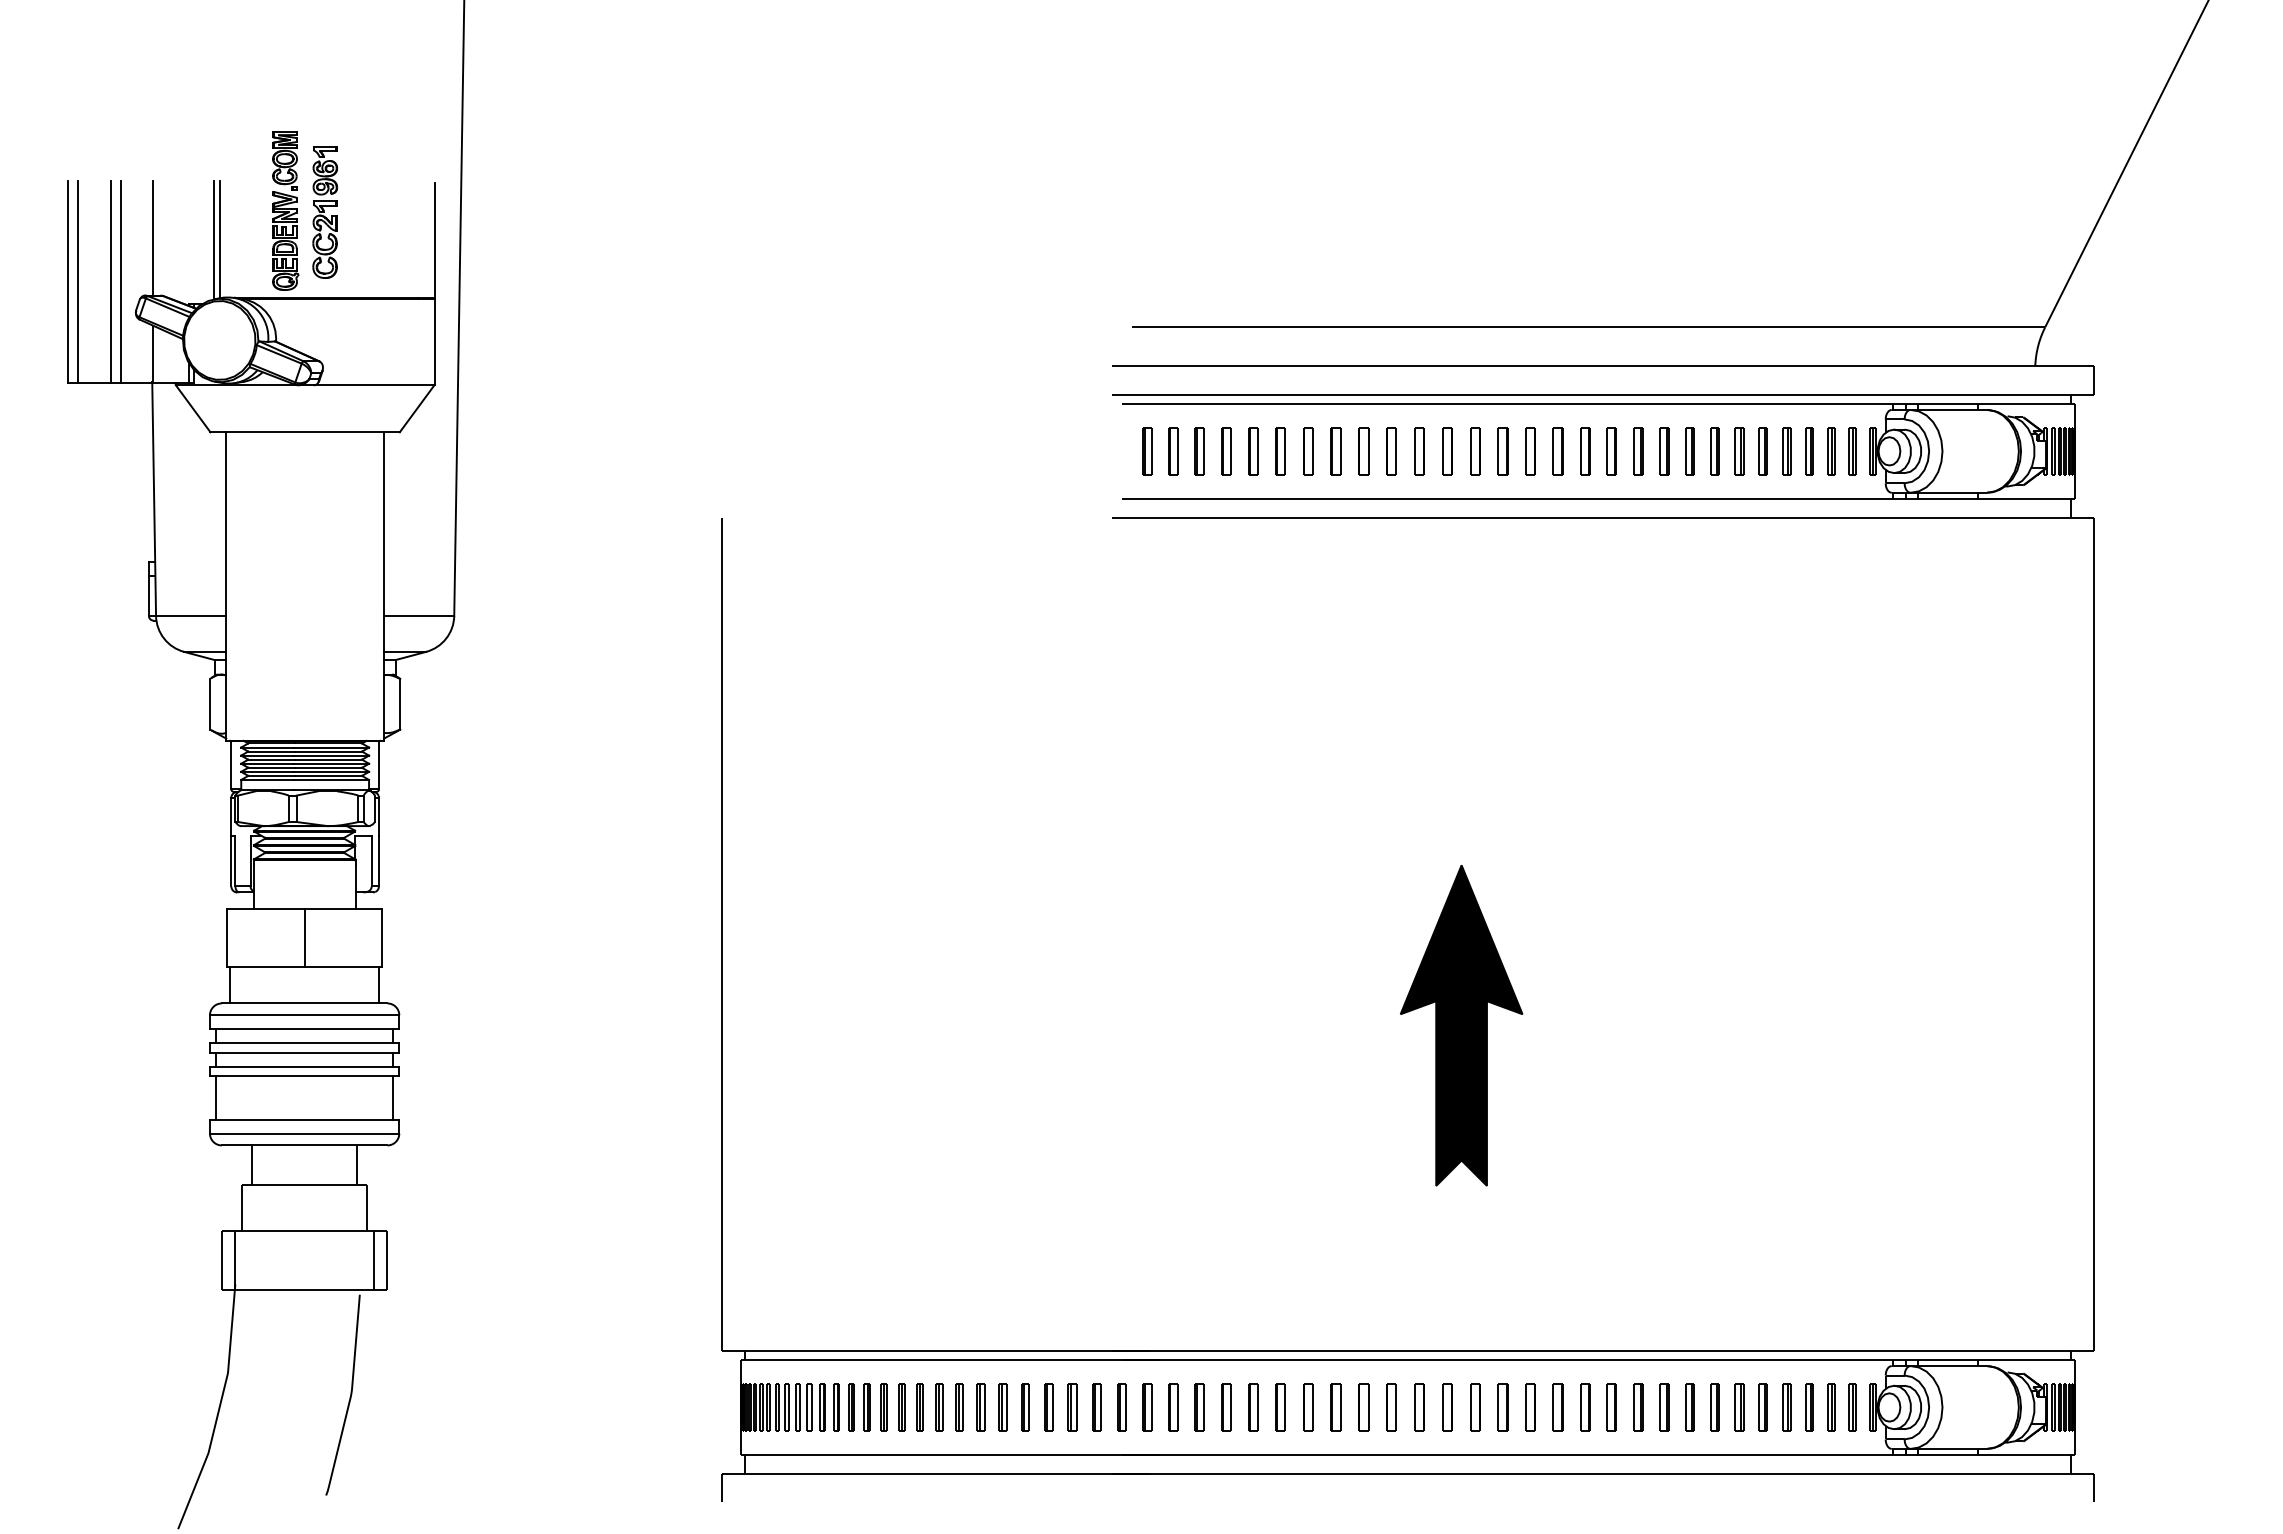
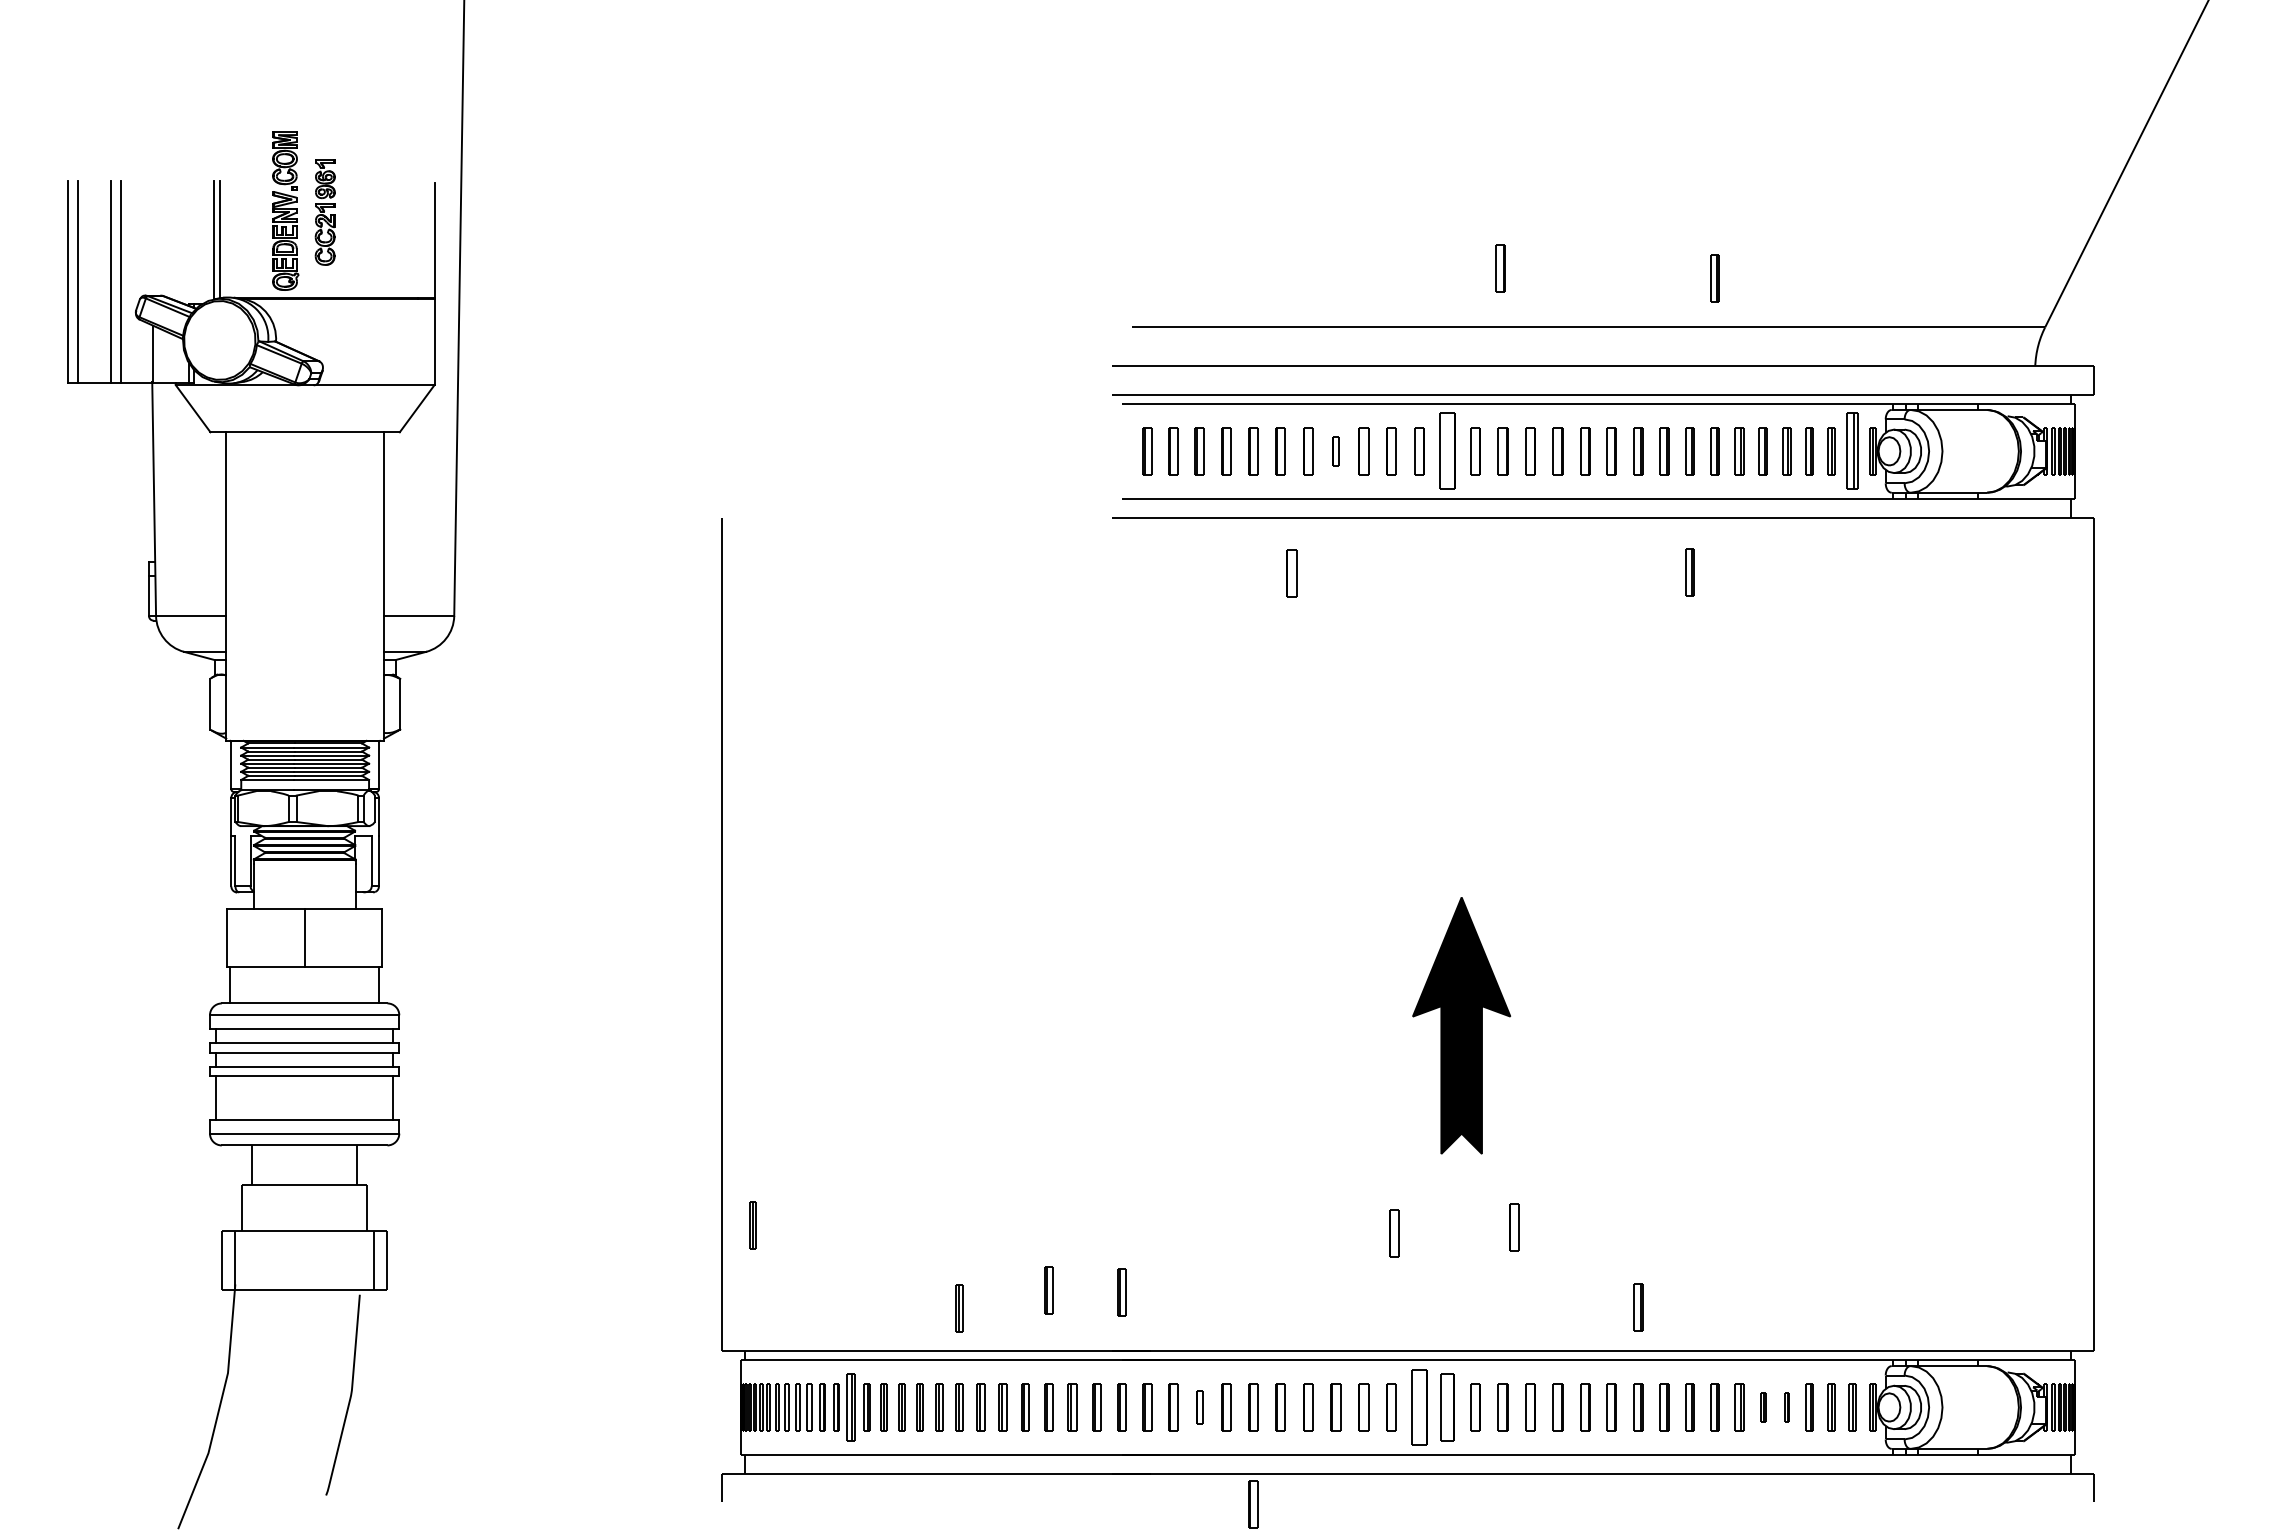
part size: 27x133 px -> 22x107 px (324, 212)
line: present -> none (153, 237)
part: none -> present (1500, 268)
part: none -> present (1714, 278)
part size: 12x49 px -> 8x31 px (1335, 451)
part size: 11x49 px -> 17x78 px (1447, 450)
part size: 9x49 px -> 13x78 px (1852, 450)
part: none -> present (1689, 572)
part: none -> present (1291, 573)
part size: 124x322 px -> 100x258 px (1461, 1025)
part: none -> present (752, 1225)
part: none -> present (1514, 1227)
part: none -> present (1394, 1233)
part: none -> present (1048, 1290)
part: none -> present (1121, 1292)
part: none -> present (1638, 1307)
part: none -> present (959, 1308)
part size: 7x49 px -> 10x69 px (850, 1407)
part size: 11x49 px -> 8x35 px (1199, 1407)
part size: 11x49 px -> 17x77 px (1419, 1407)
part size: 11x49 px -> 15x69 px (1447, 1407)
part size: 10x49 px -> 7x31 px (1763, 1407)
part size: 10x49 px -> 6x31 px (1786, 1407)
part: none -> present (1253, 1504)
